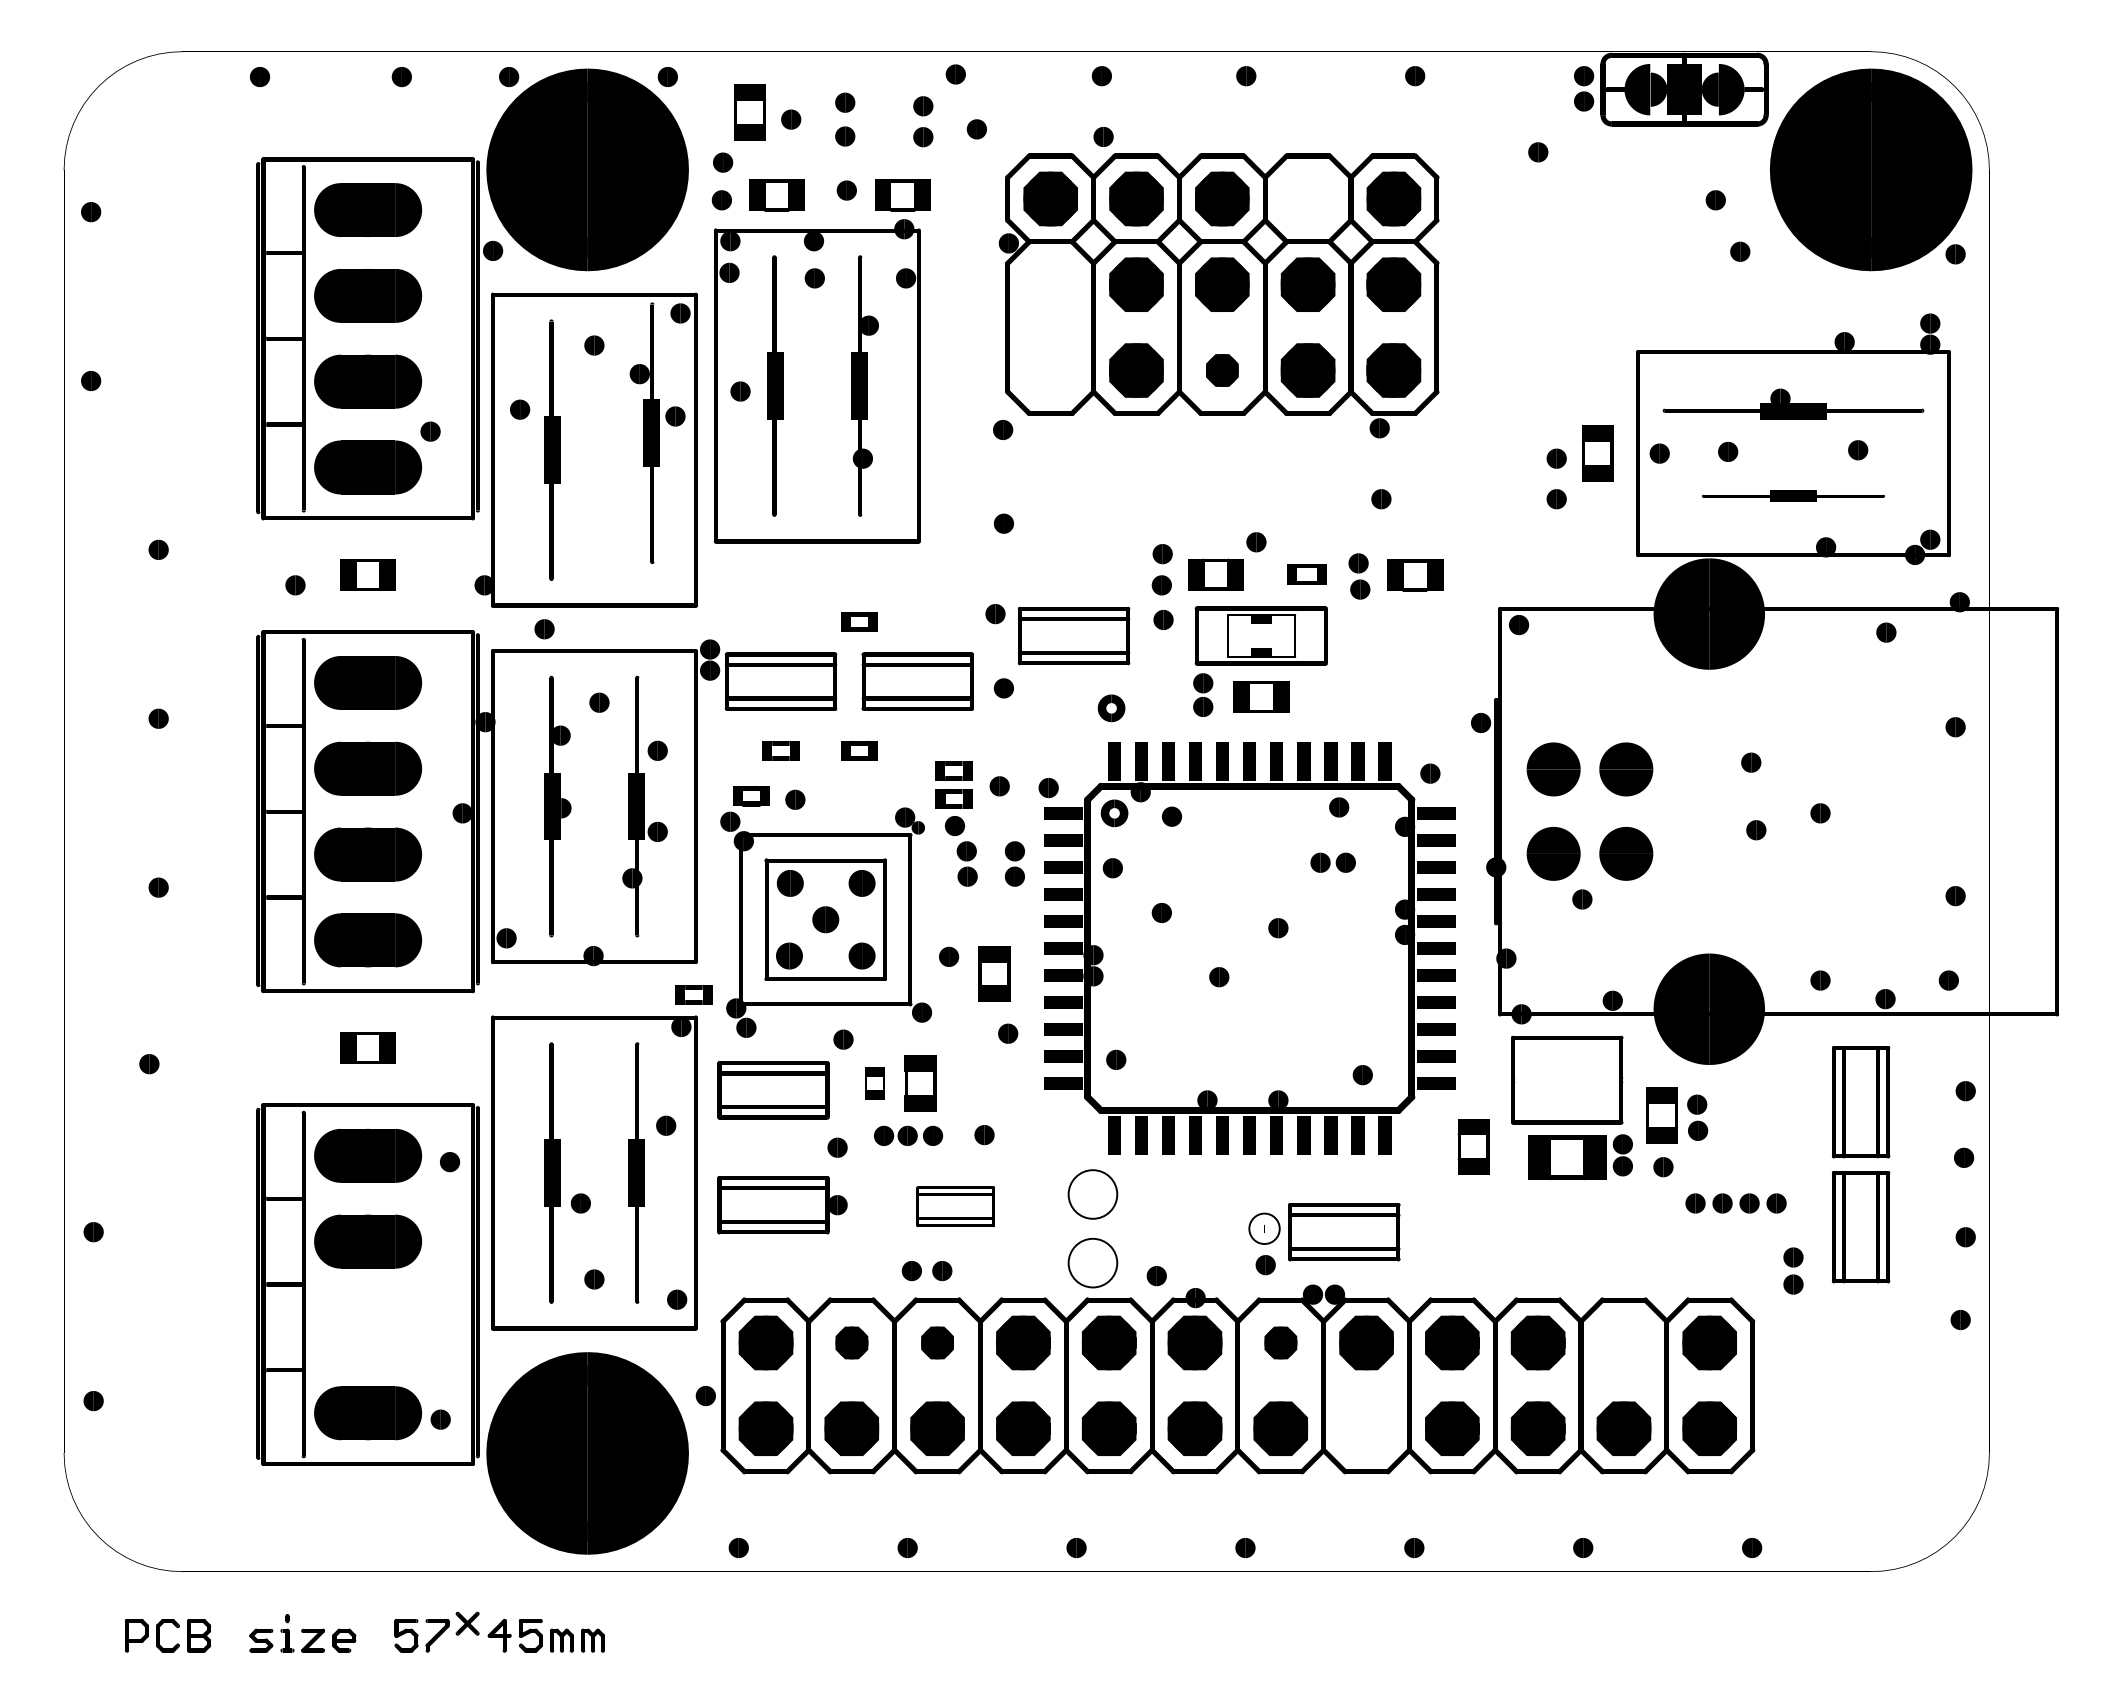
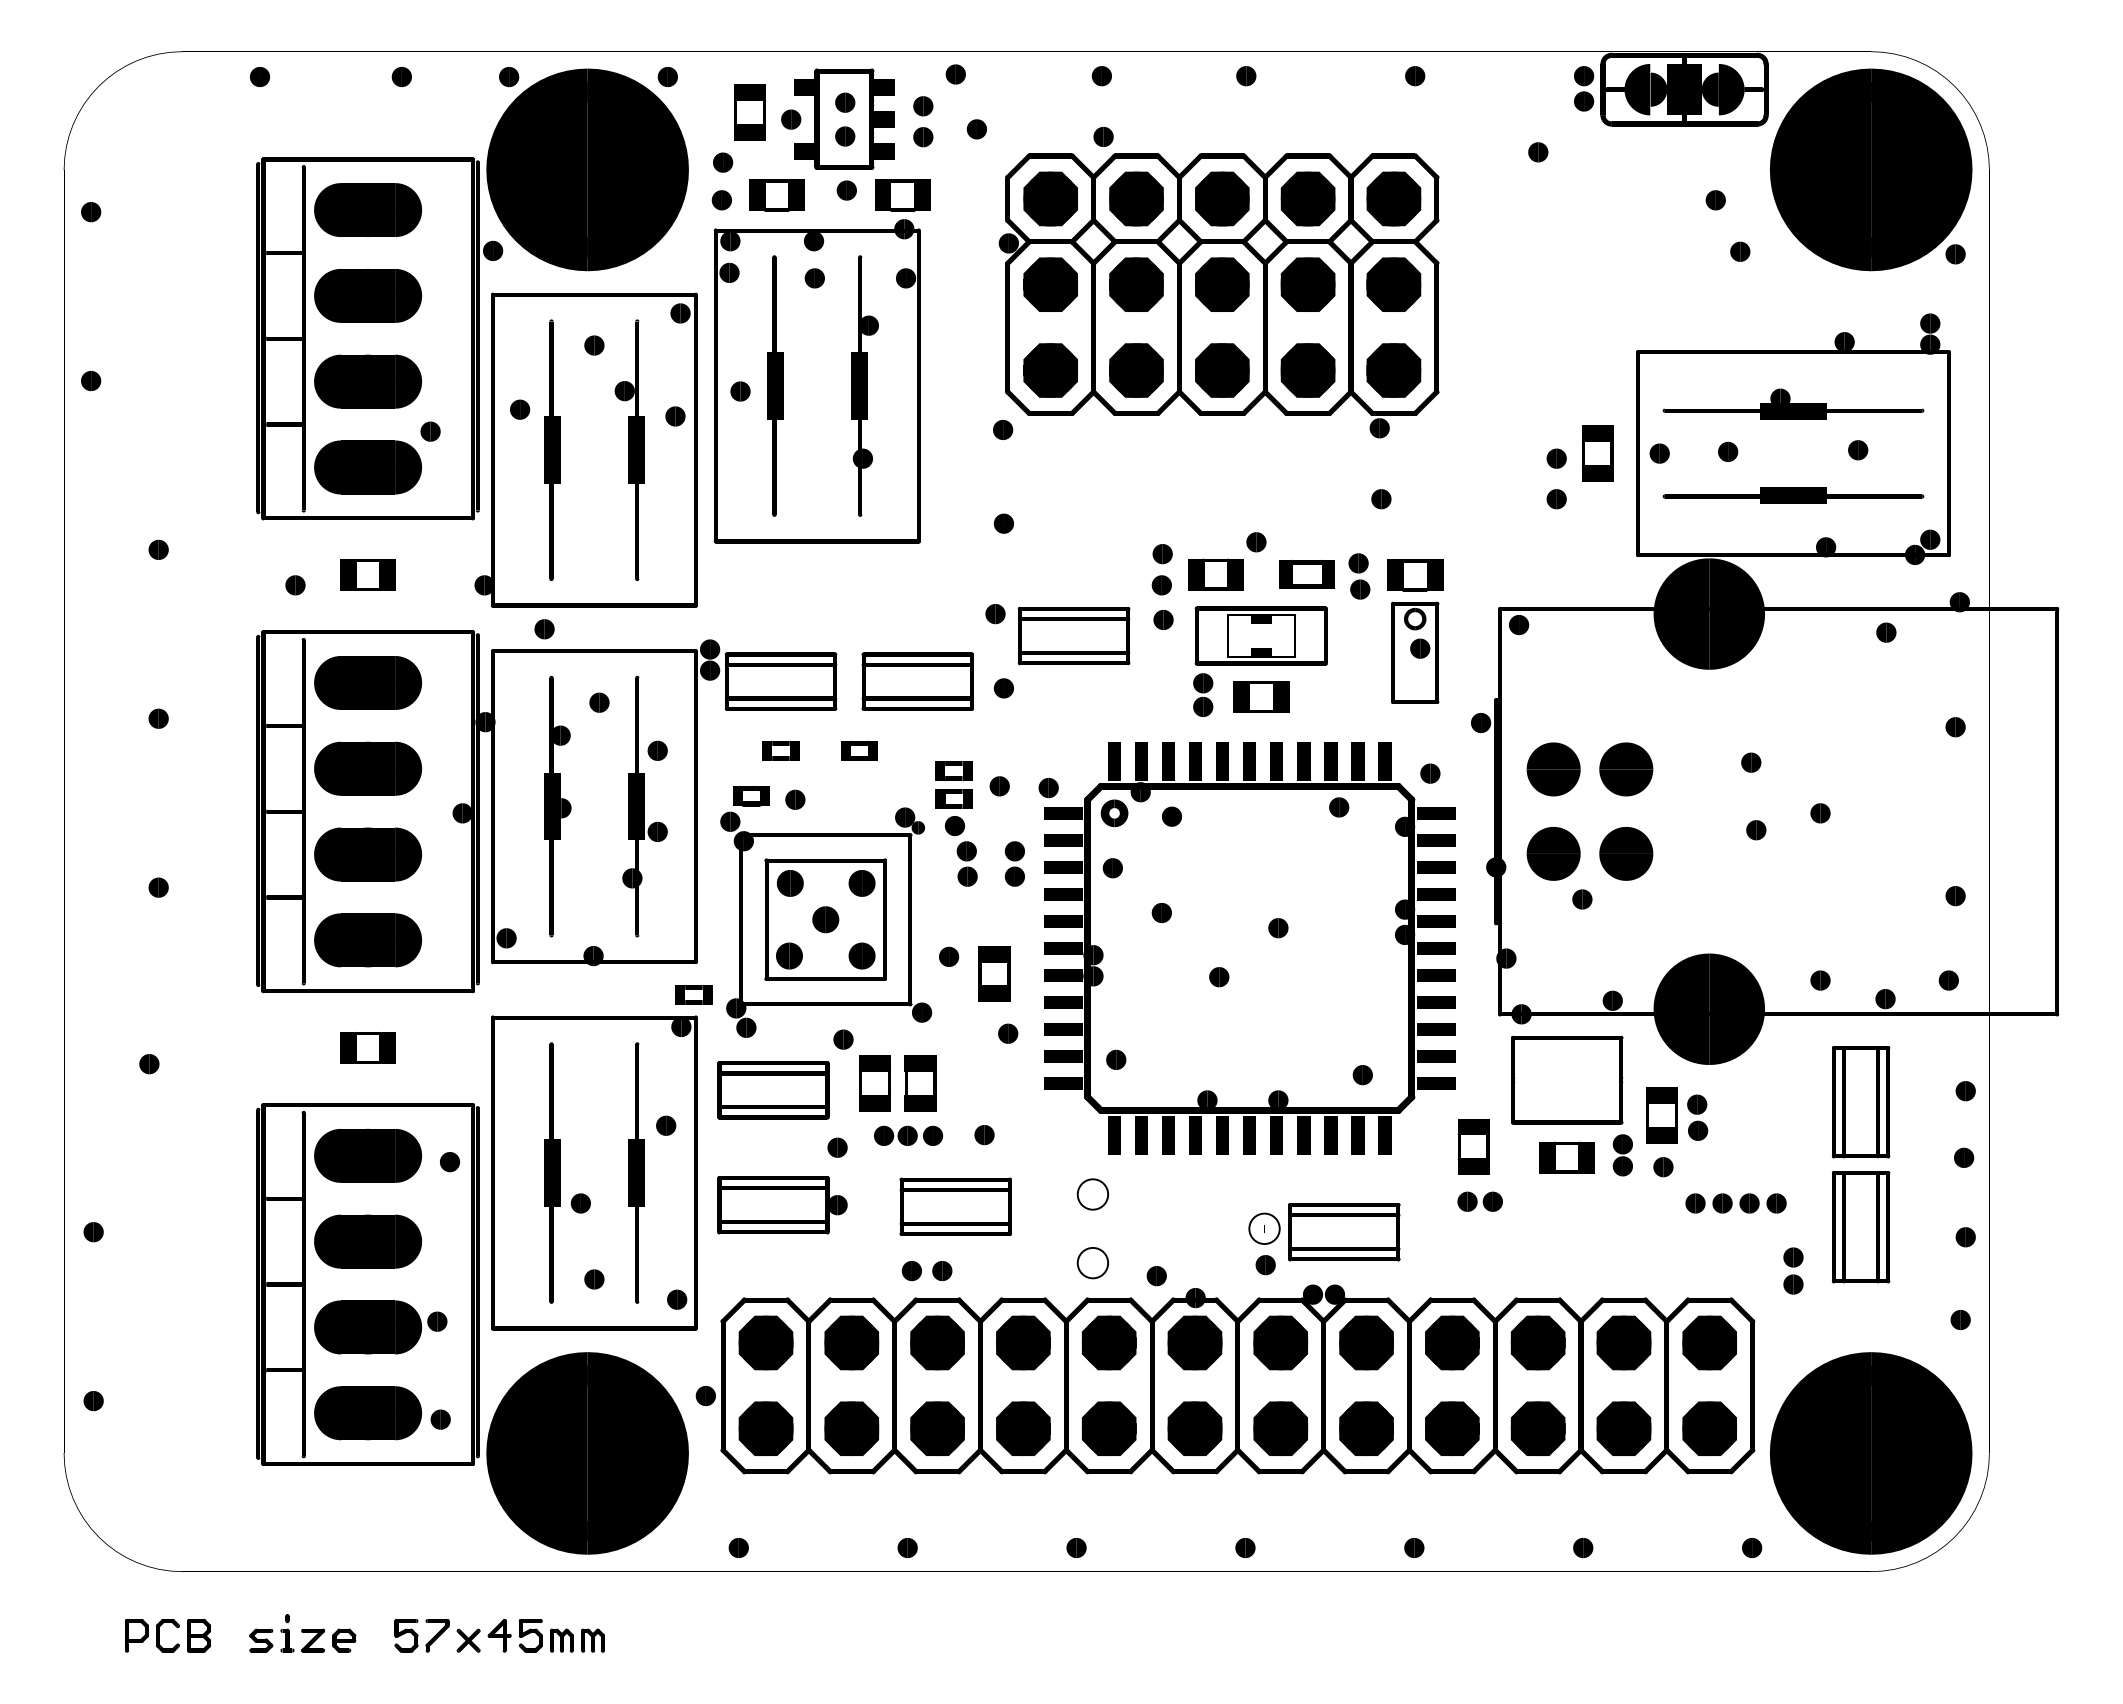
part: none -> present (844, 118)
part: none -> present (1307, 198)
part: none -> present (1050, 284)
part: none -> present (1050, 370)
part size: 33x33 px -> 55x55 px (1222, 370)
part position: (644, 432) -> (629, 449) (629, 449)
part size: 183x12 px -> 263x17 px (1793, 495)
part size: 40x21 px -> 56x29 px (1306, 574)
part: present -> none (859, 621)
part: none -> present (1415, 652)
part: present -> none (1111, 708)
part position: (1332, 862) -> (1479, 1201) (1479, 1201)
part size: 20x33 px -> 32x57 px (874, 1083)
part size: 79x46 px -> 56x33 px (1566, 1157)
circle diameter: 49 px -> 30 px (1092, 1194)
part size: 79x42 px -> 113x59 px (955, 1206)
circle diameter: 49 px -> 30 px (1092, 1262)
part: none -> present (380, 1327)
part size: 34x34 px -> 56x56 px (851, 1342)
part size: 33x34 px -> 55x56 px (937, 1342)
part size: 34x34 px -> 56x56 px (1280, 1342)
part: none -> present (1623, 1342)
part: none -> present (1366, 1428)
part: none -> present (1870, 1453)
part position: (467, 1623) -> (468, 1640) (468, 1640)
